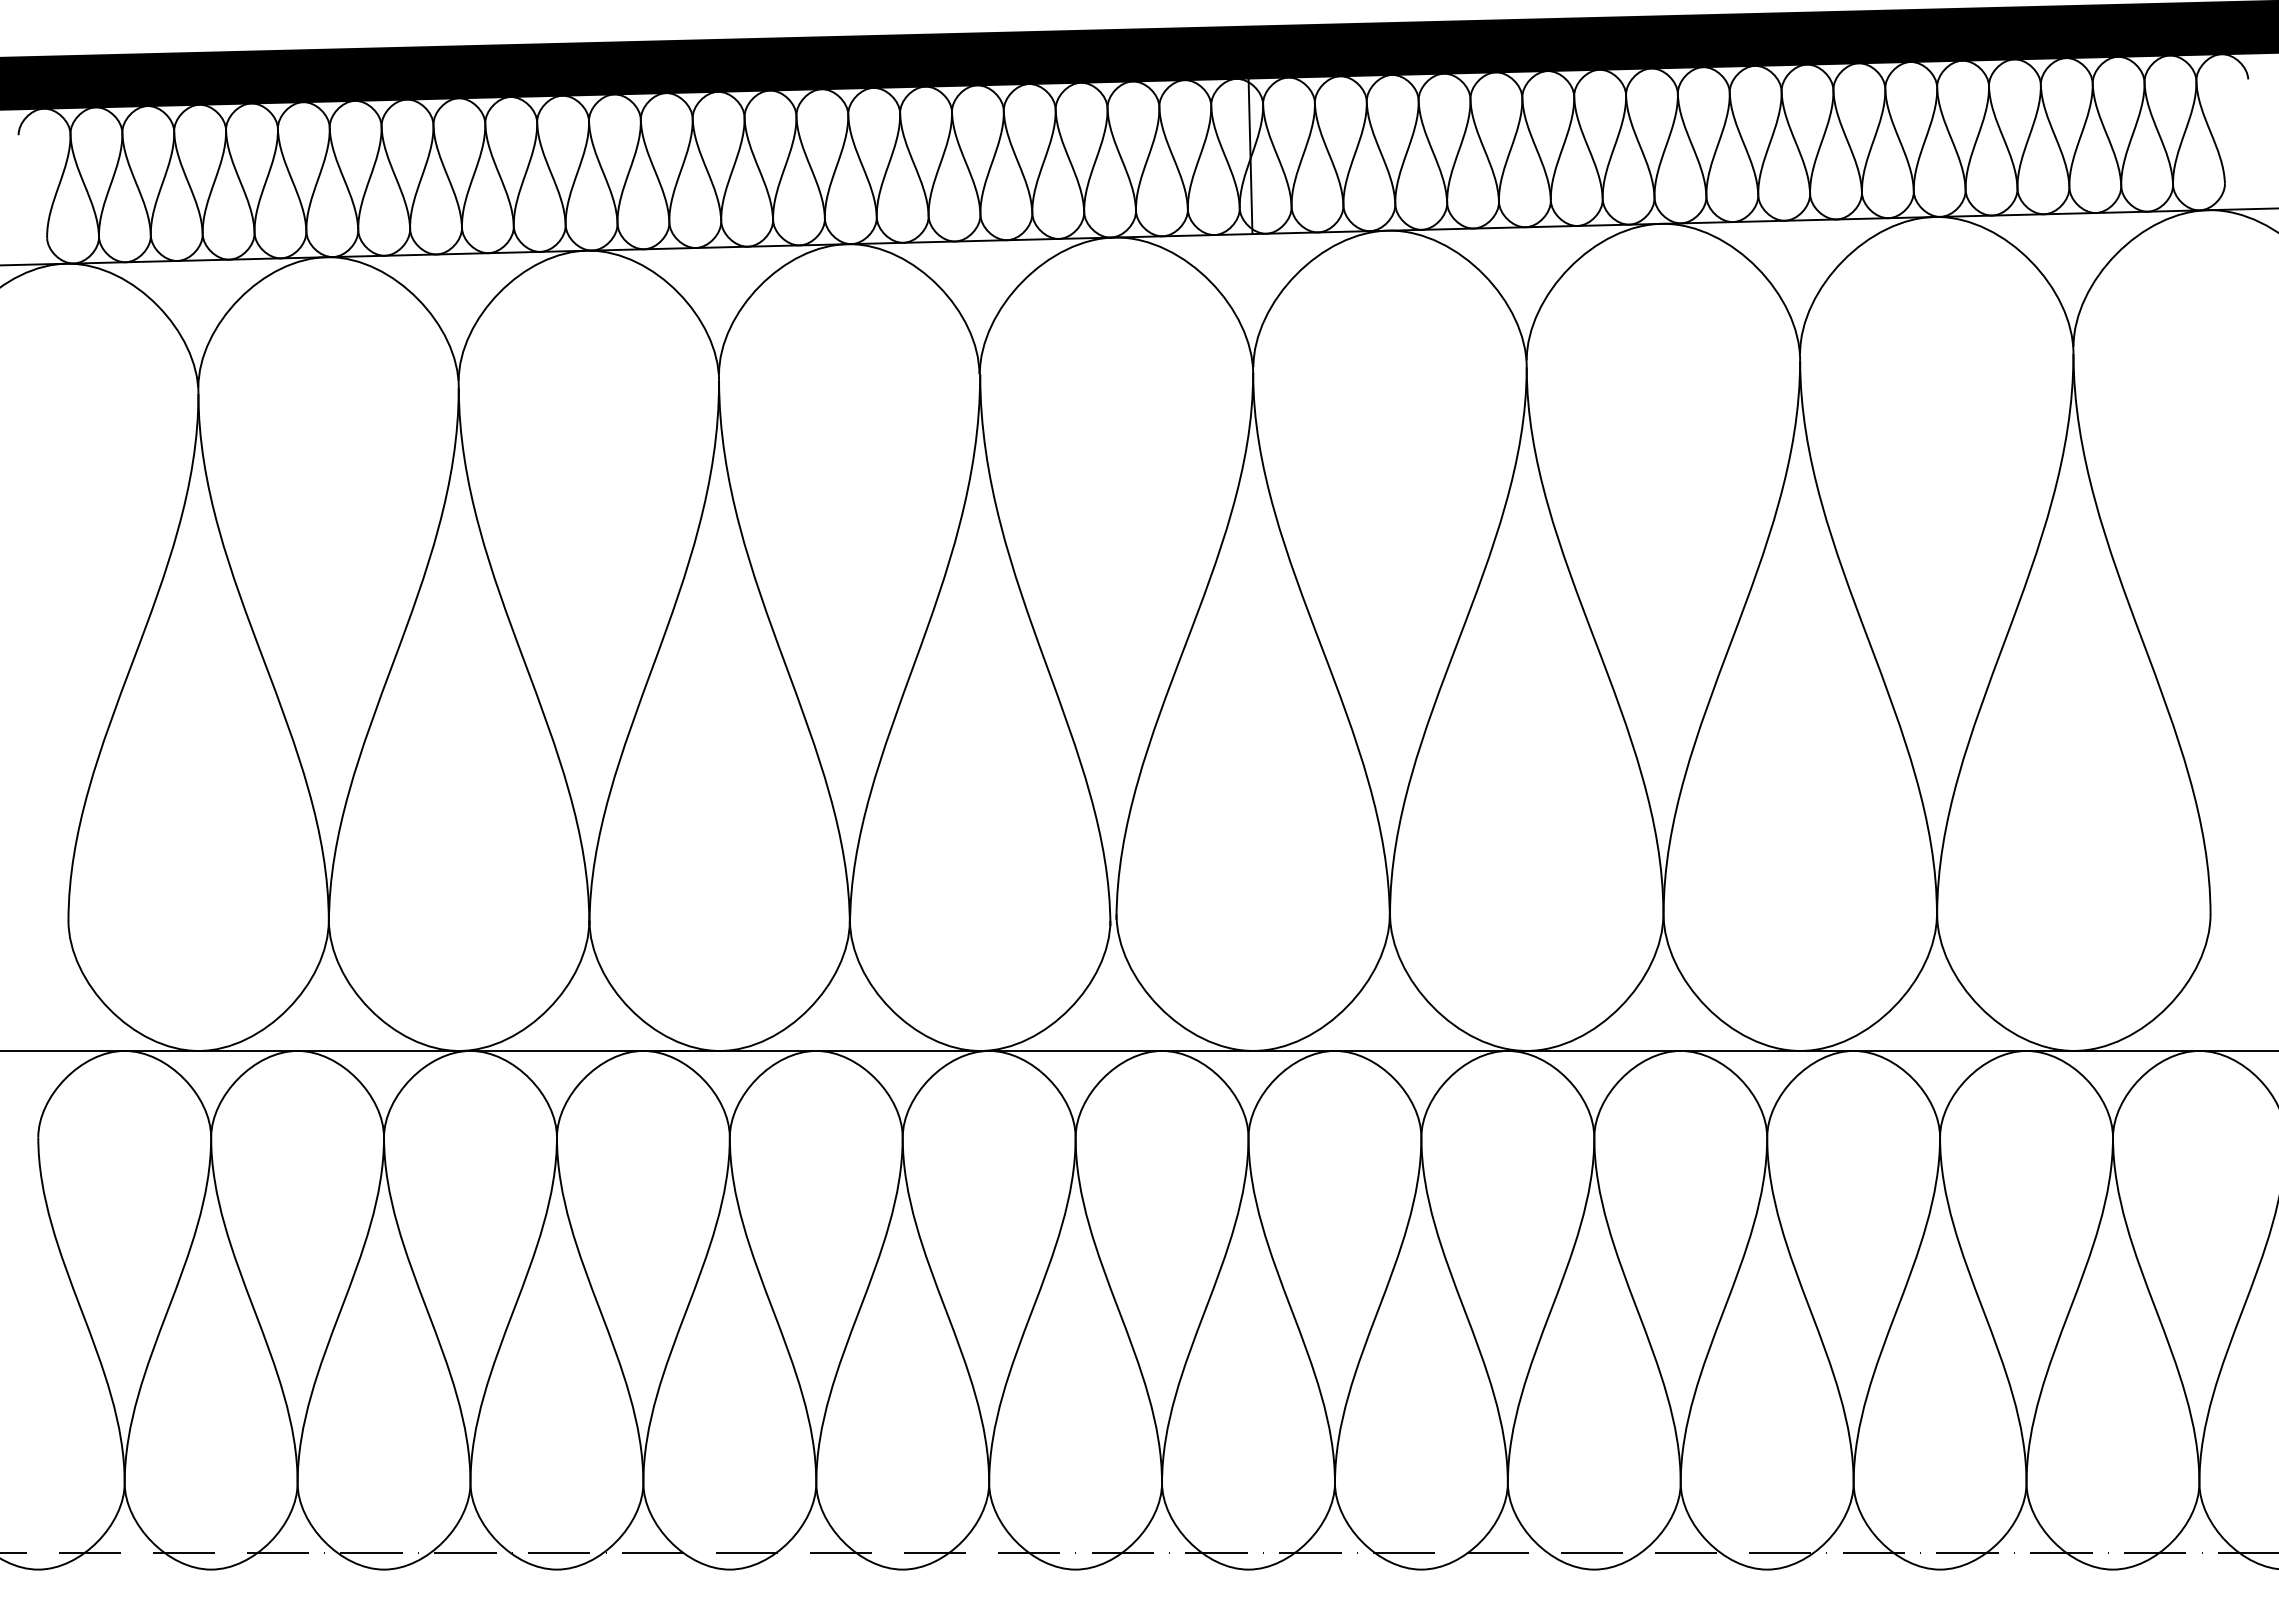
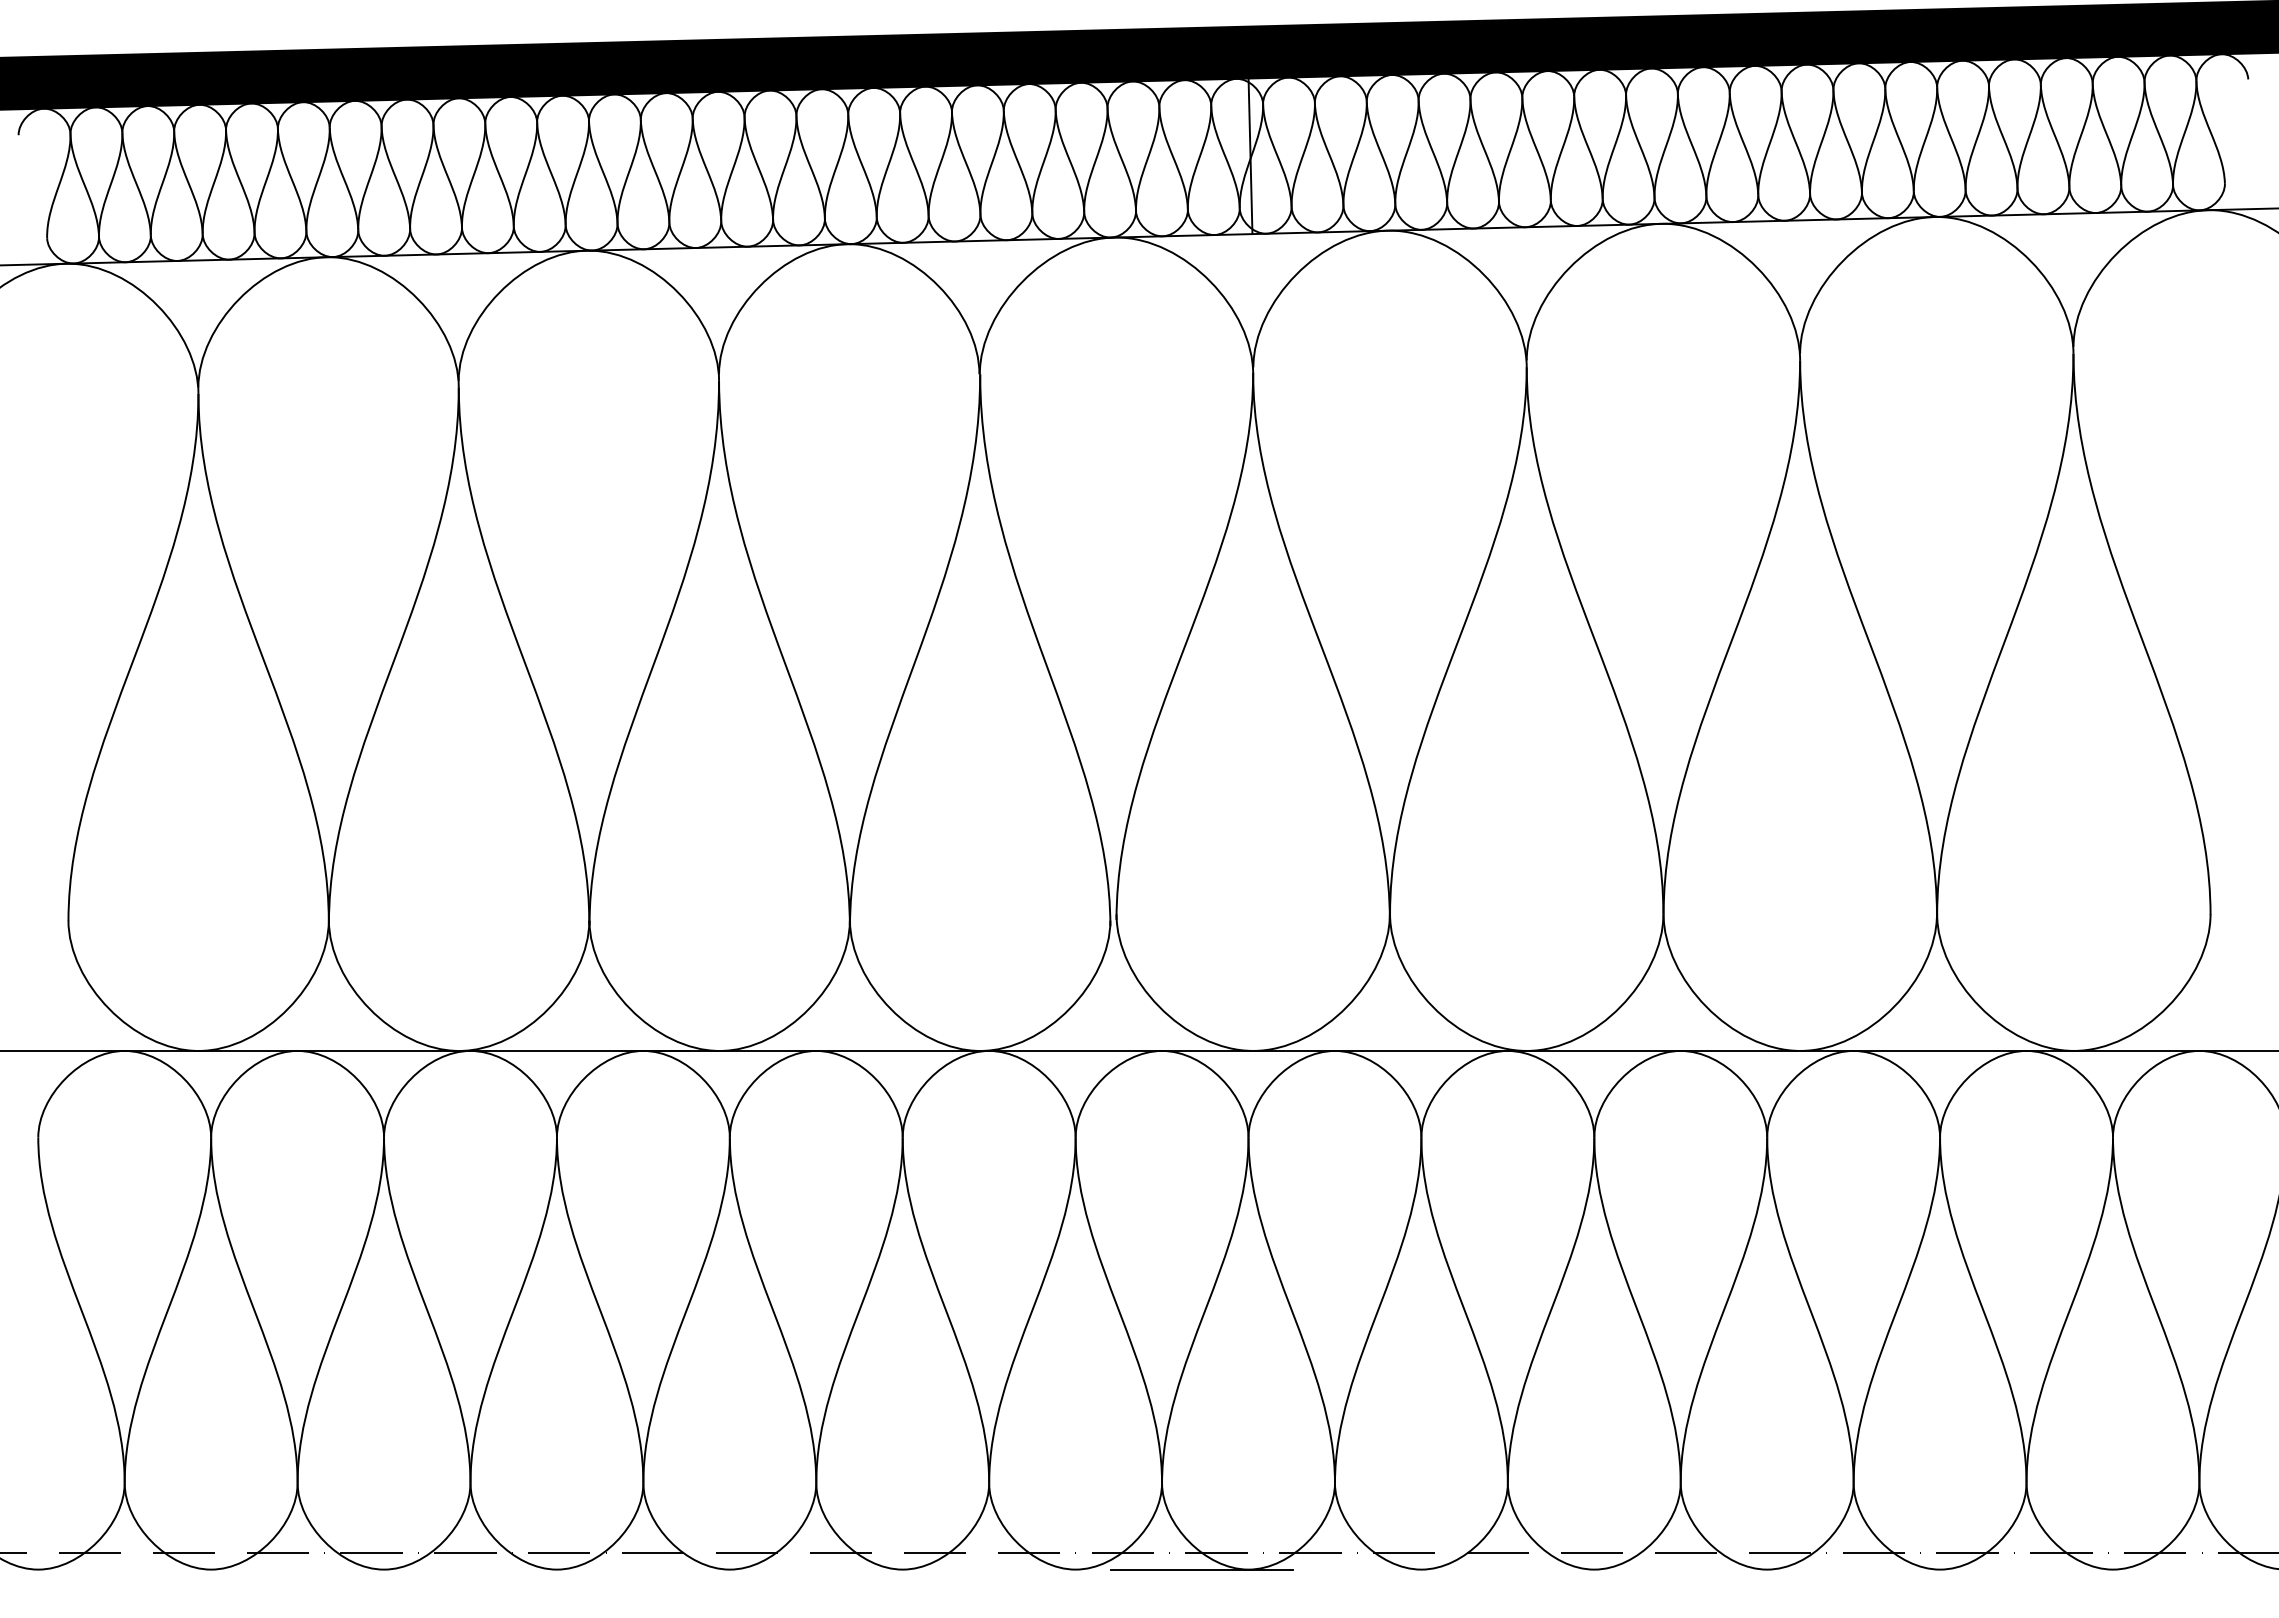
line: none -> present (1201, 1569)
